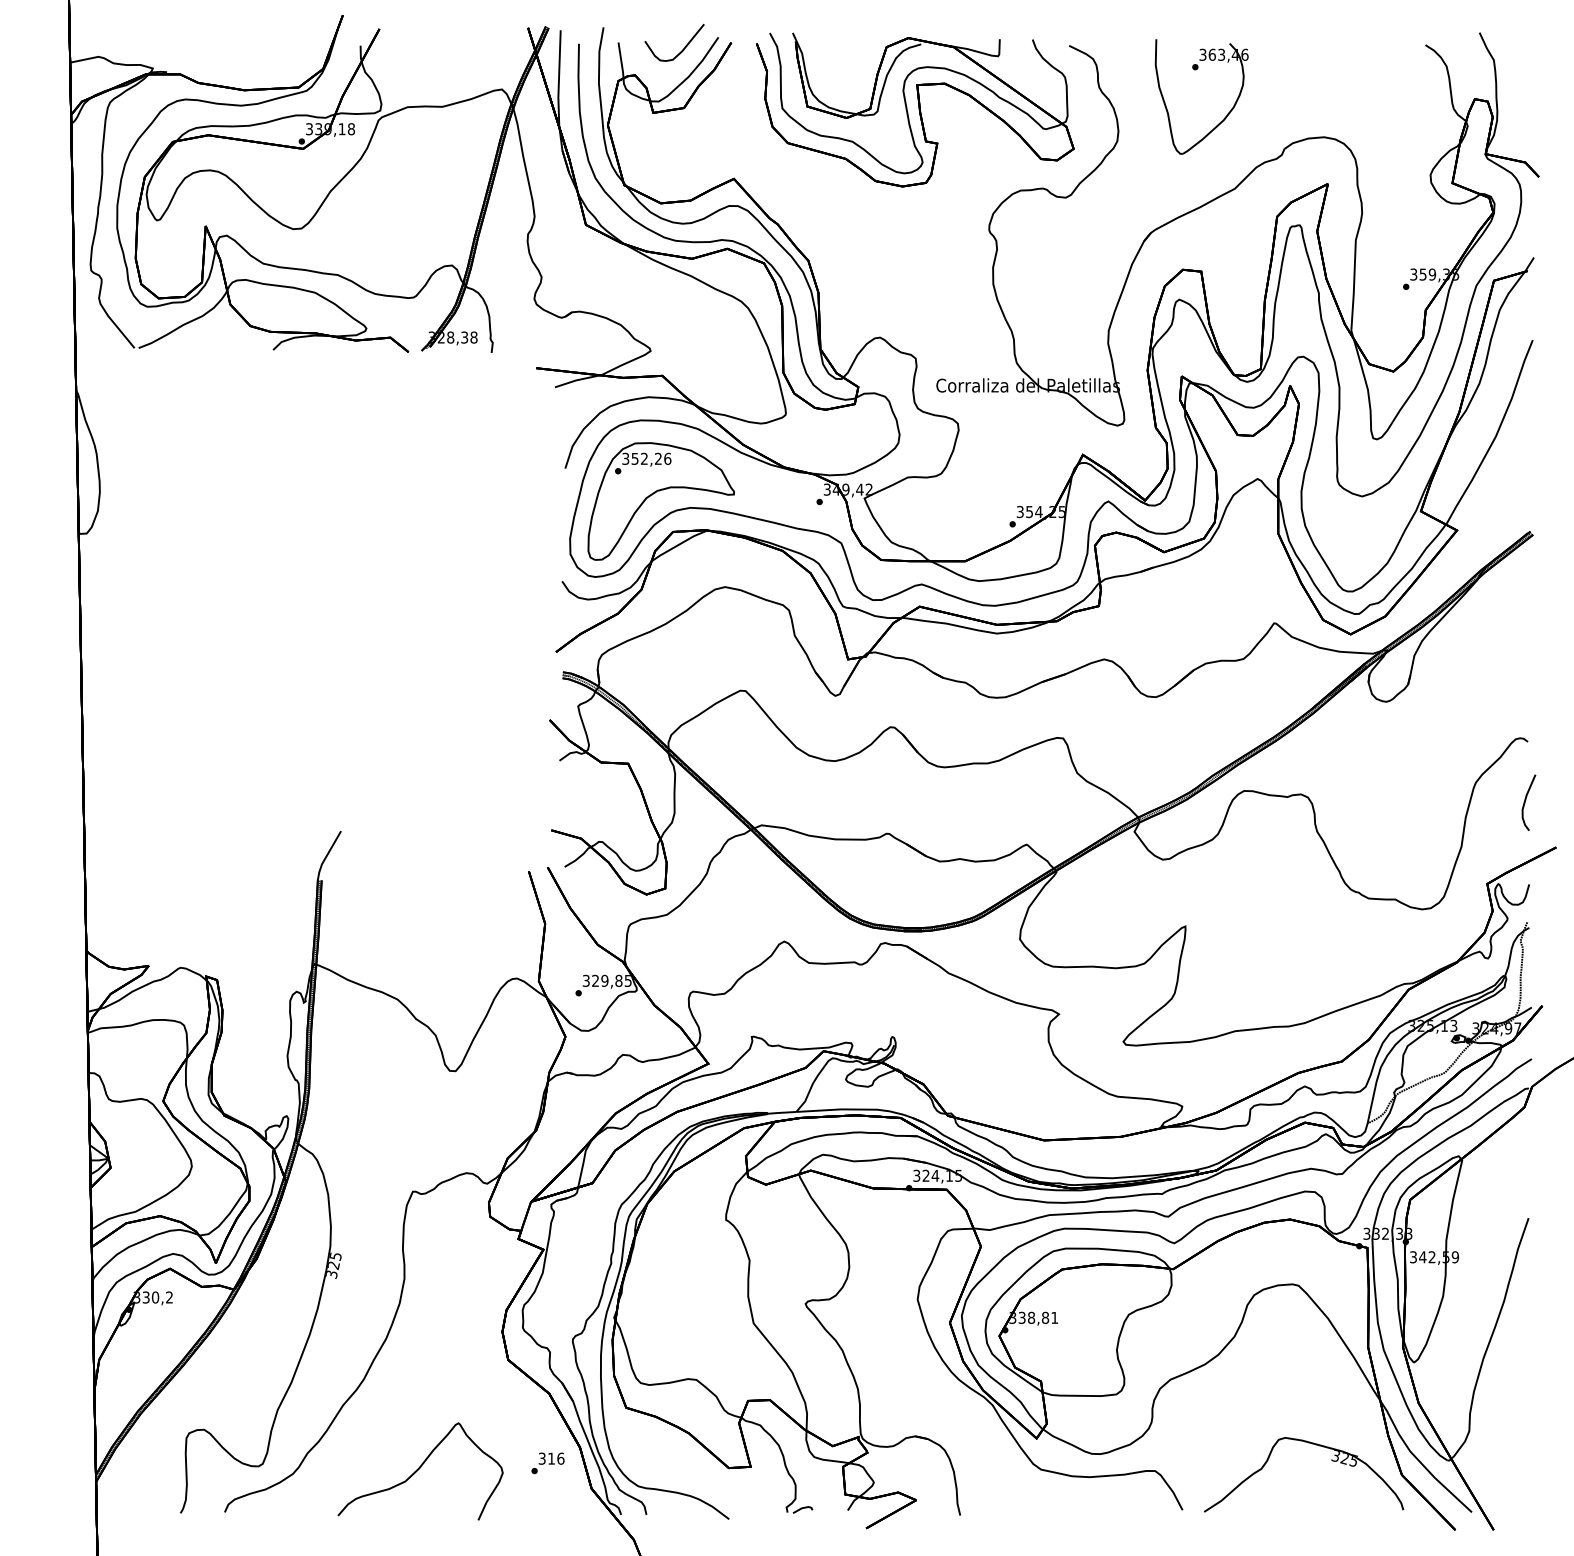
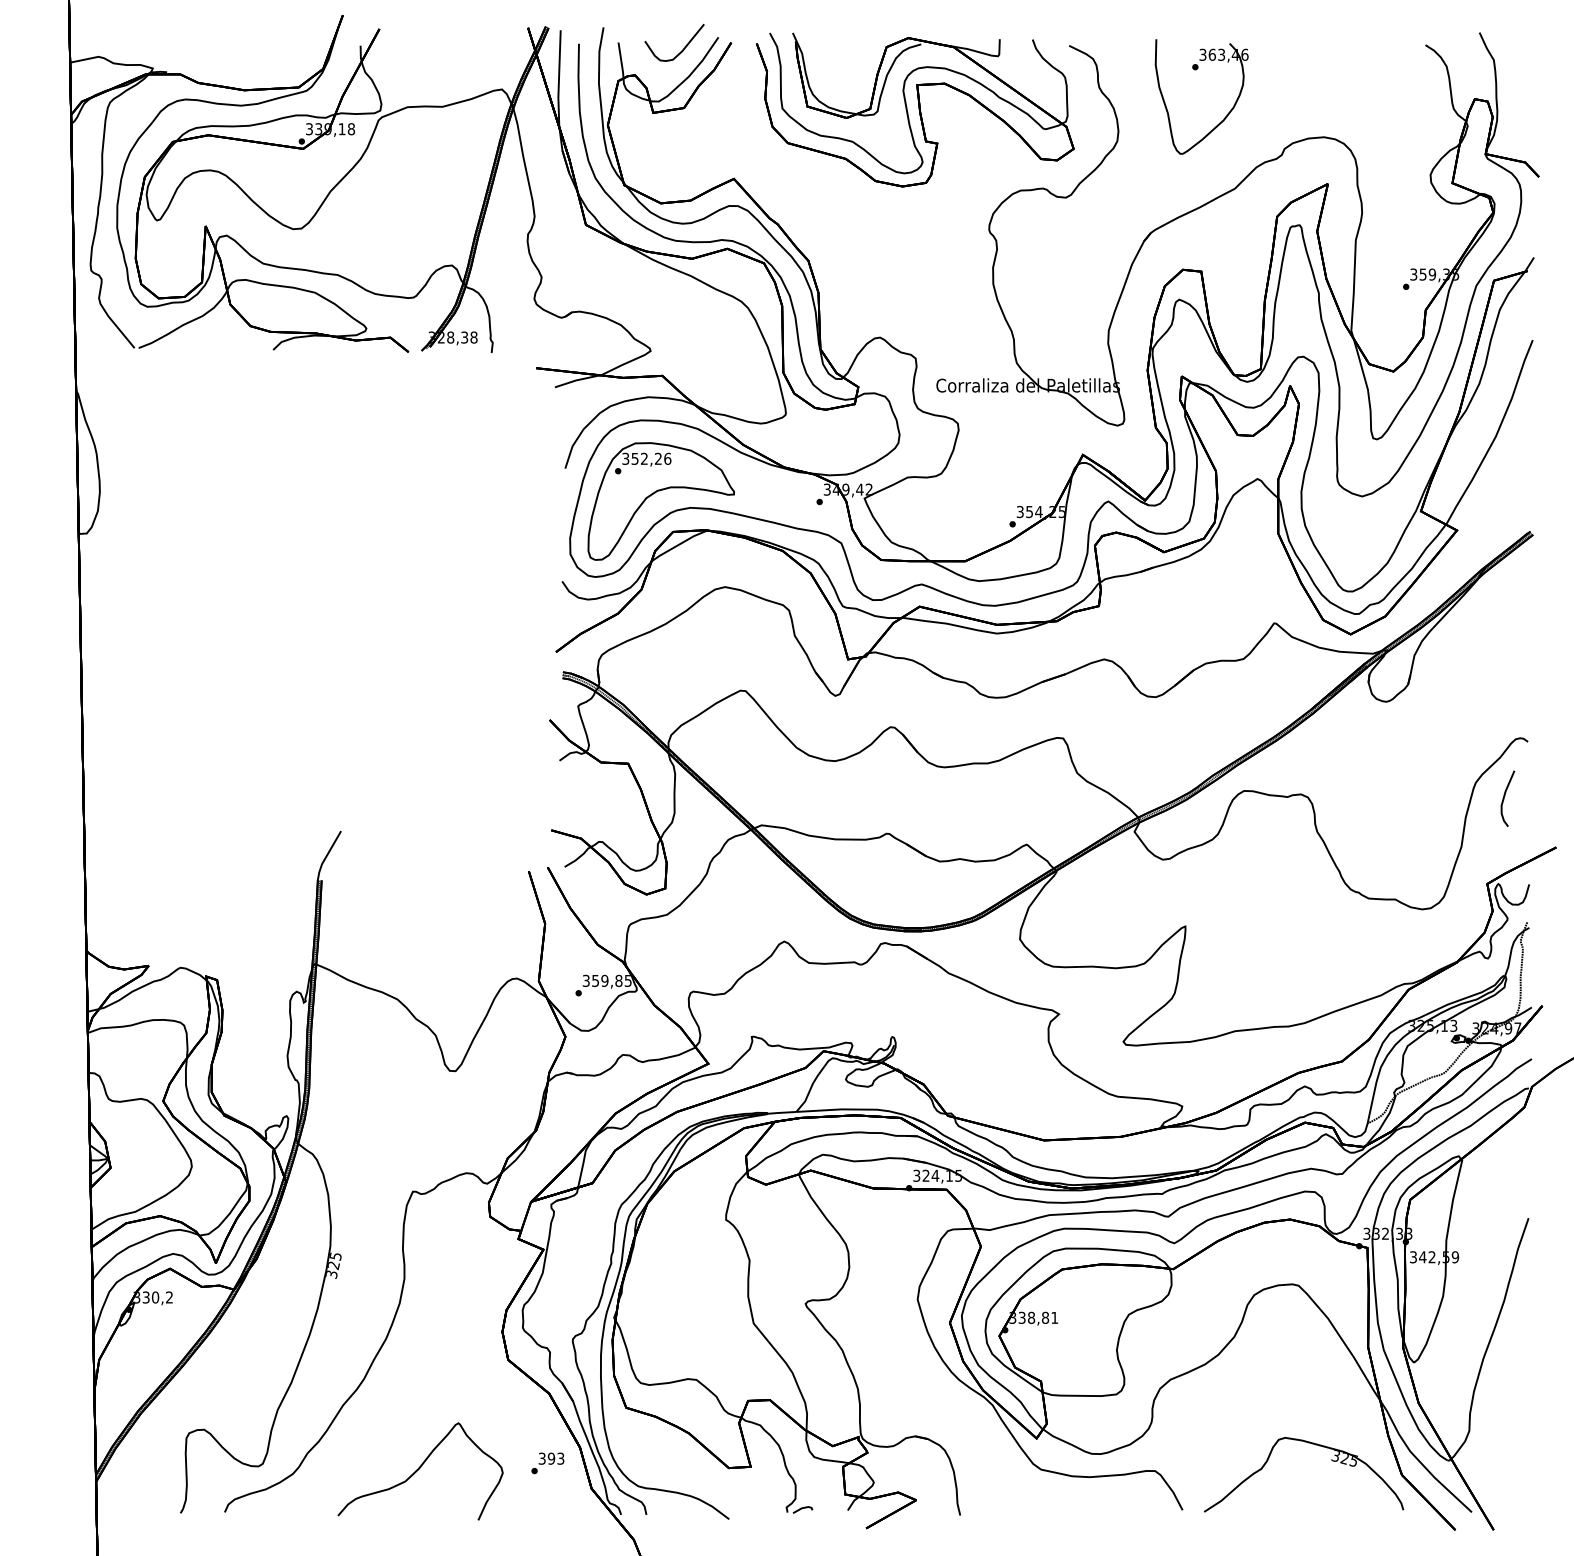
curve position: (1526, 800) -> (1505, 796) (1505, 796)
text: 329,85 -> 359,85 (595, 980)
text: 316 -> 393 (555, 1458)
